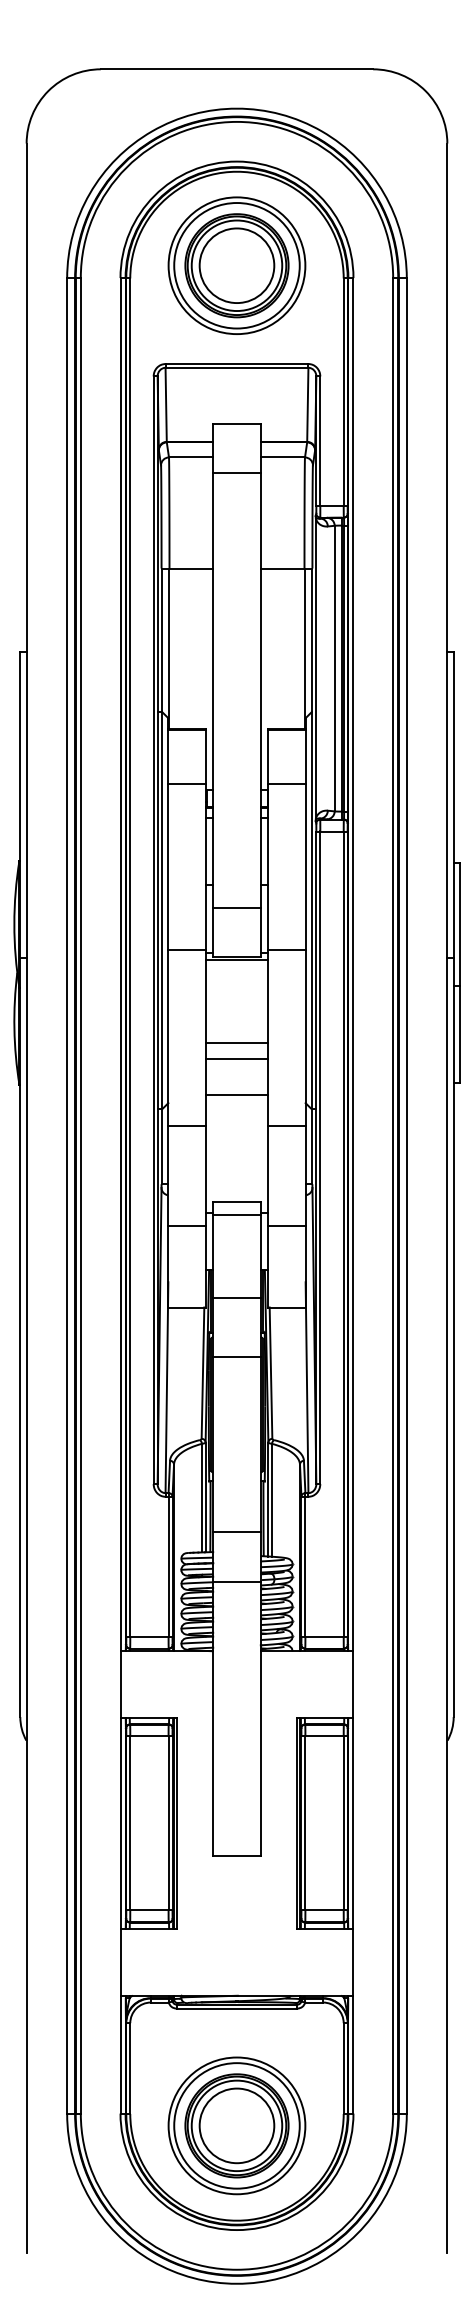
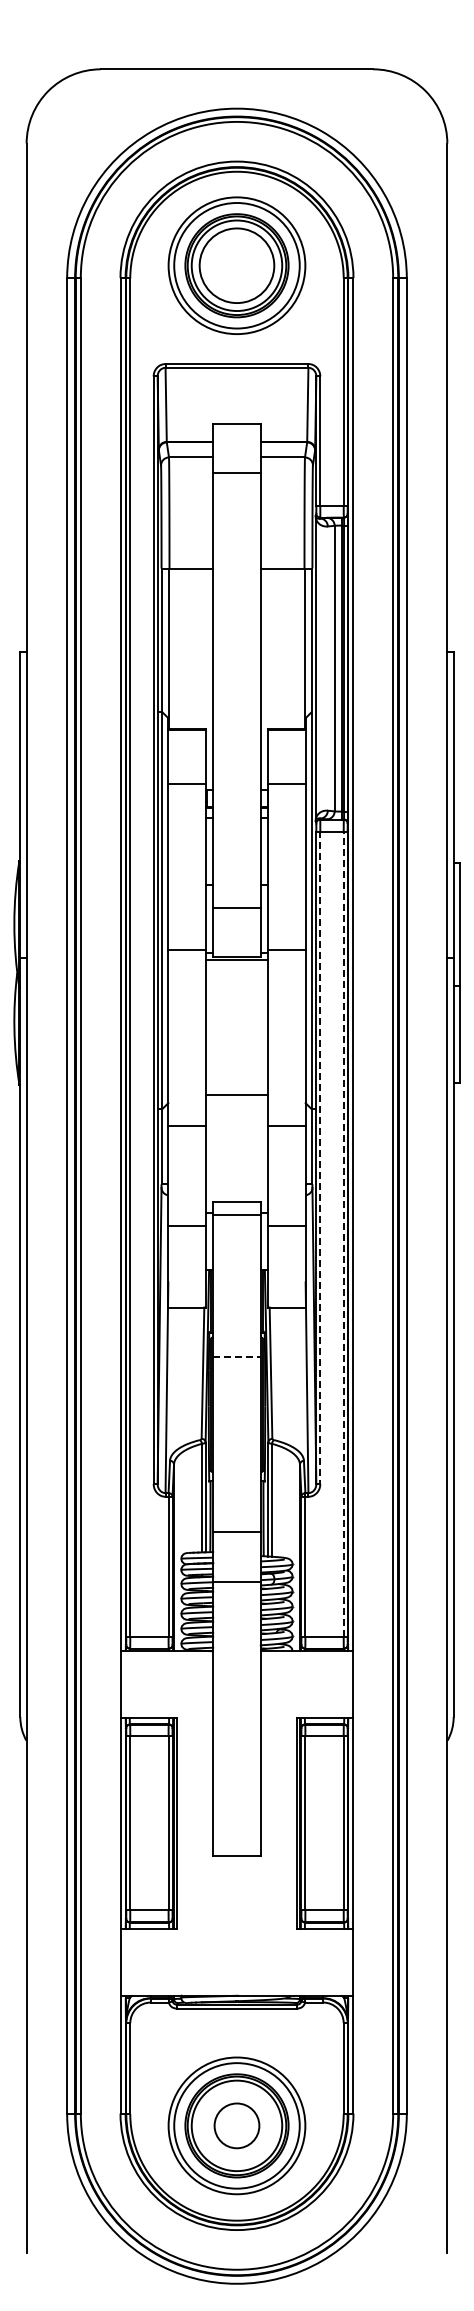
line: present -> none (236, 1043)
line: present -> none (236, 1059)
line: solid -> dashed (320, 1158)
line: solid -> dashed (343, 1234)
line: present -> none (236, 1298)
line: solid -> dashed (236, 1357)
circle diameter: 75 px -> 45 px (236, 2125)
